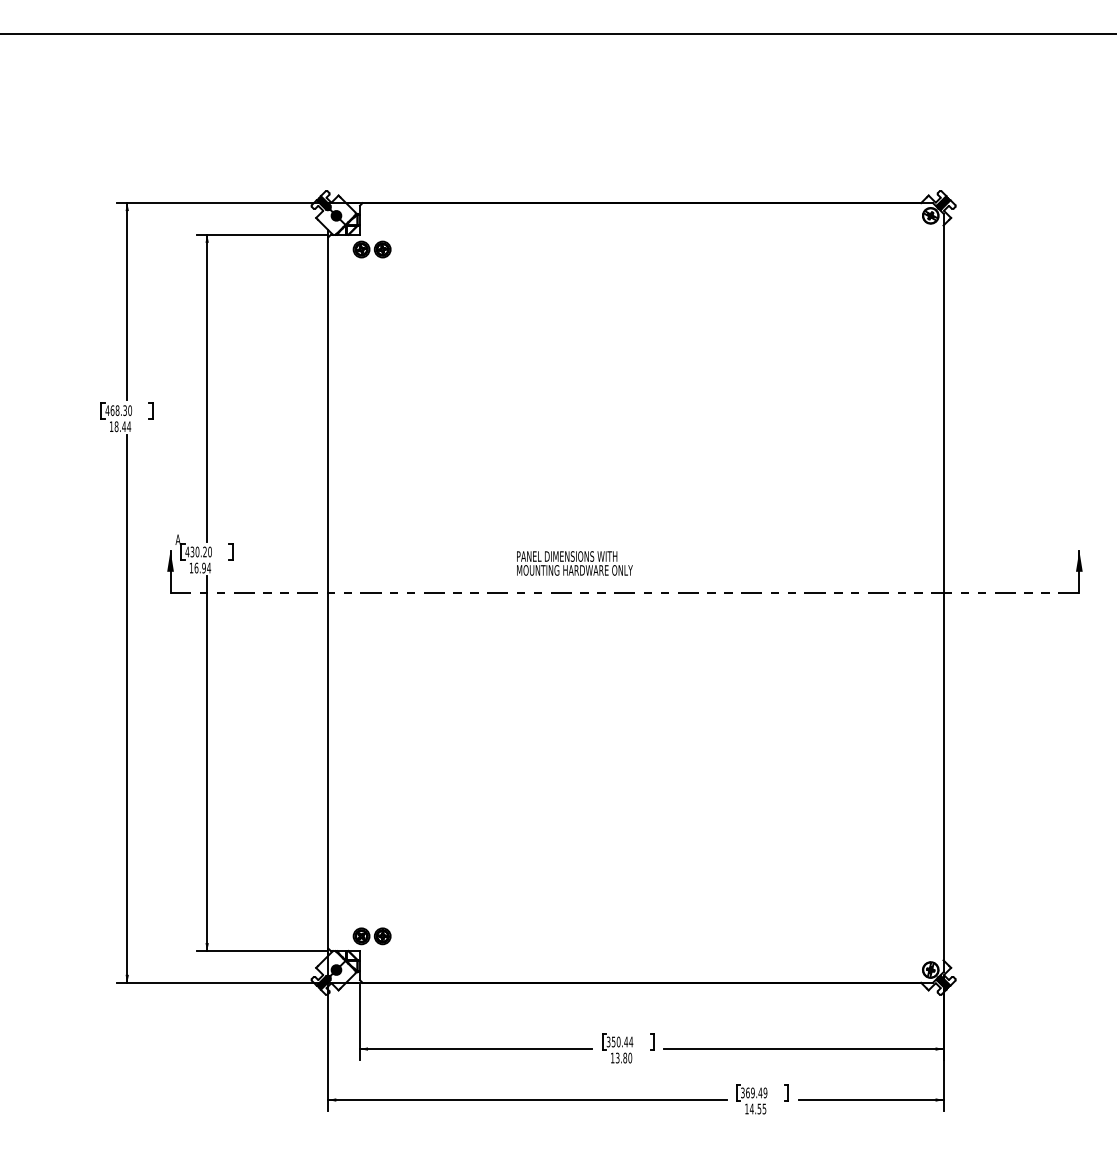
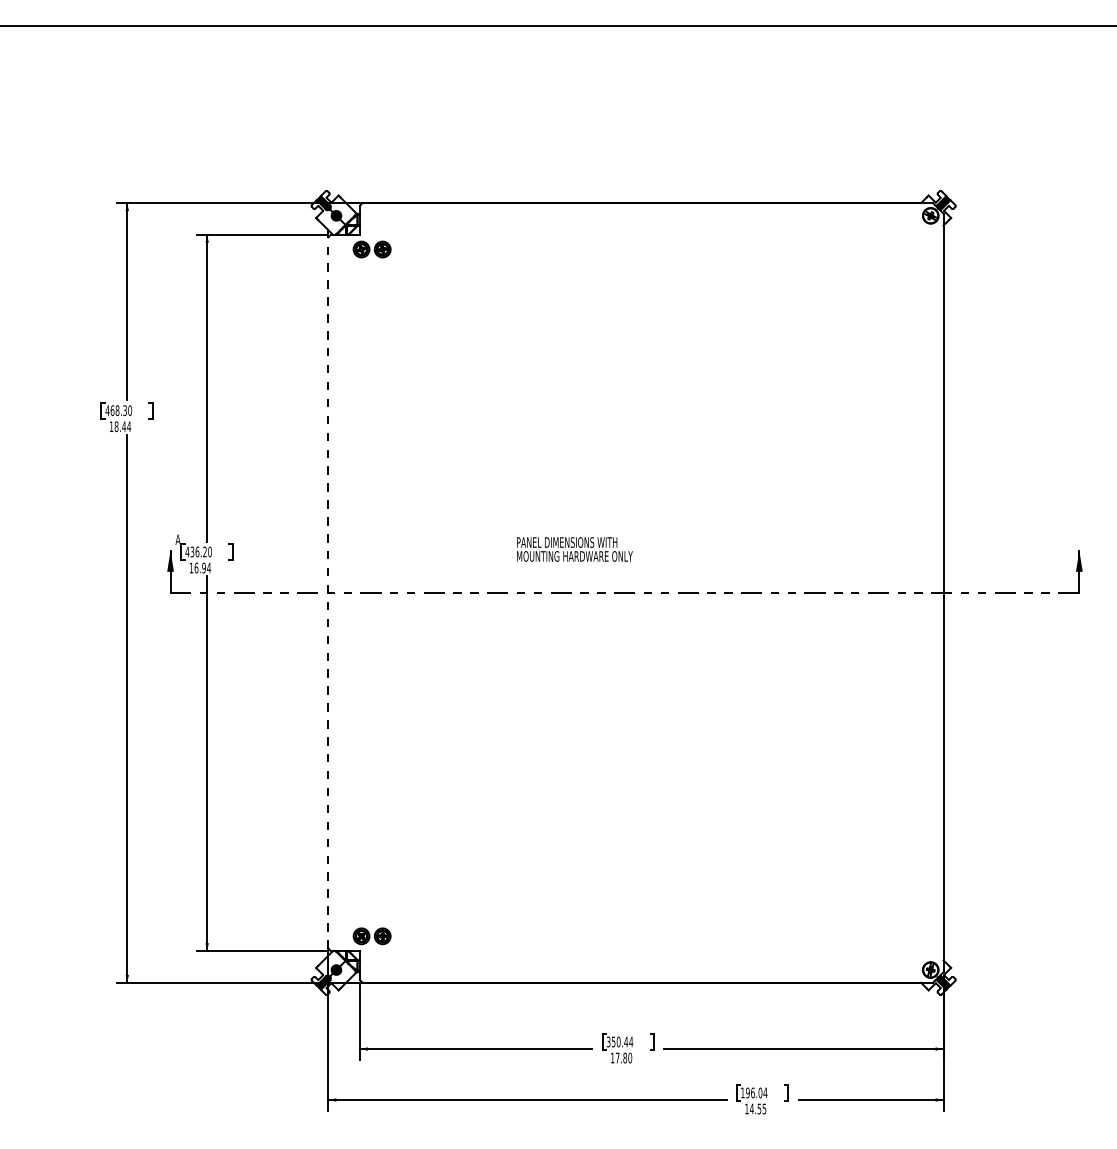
line position: (557, 34) -> (557, 26) (557, 26)
text: 430.20 -> 436.20 (197, 551)
text position: (574, 563) -> (574, 549) (574, 549)
line: solid -> dashed (328, 592)
text: 13.80 -> 17.80 (617, 1057)
text: 369.49 -> 196.04 (754, 1092)
